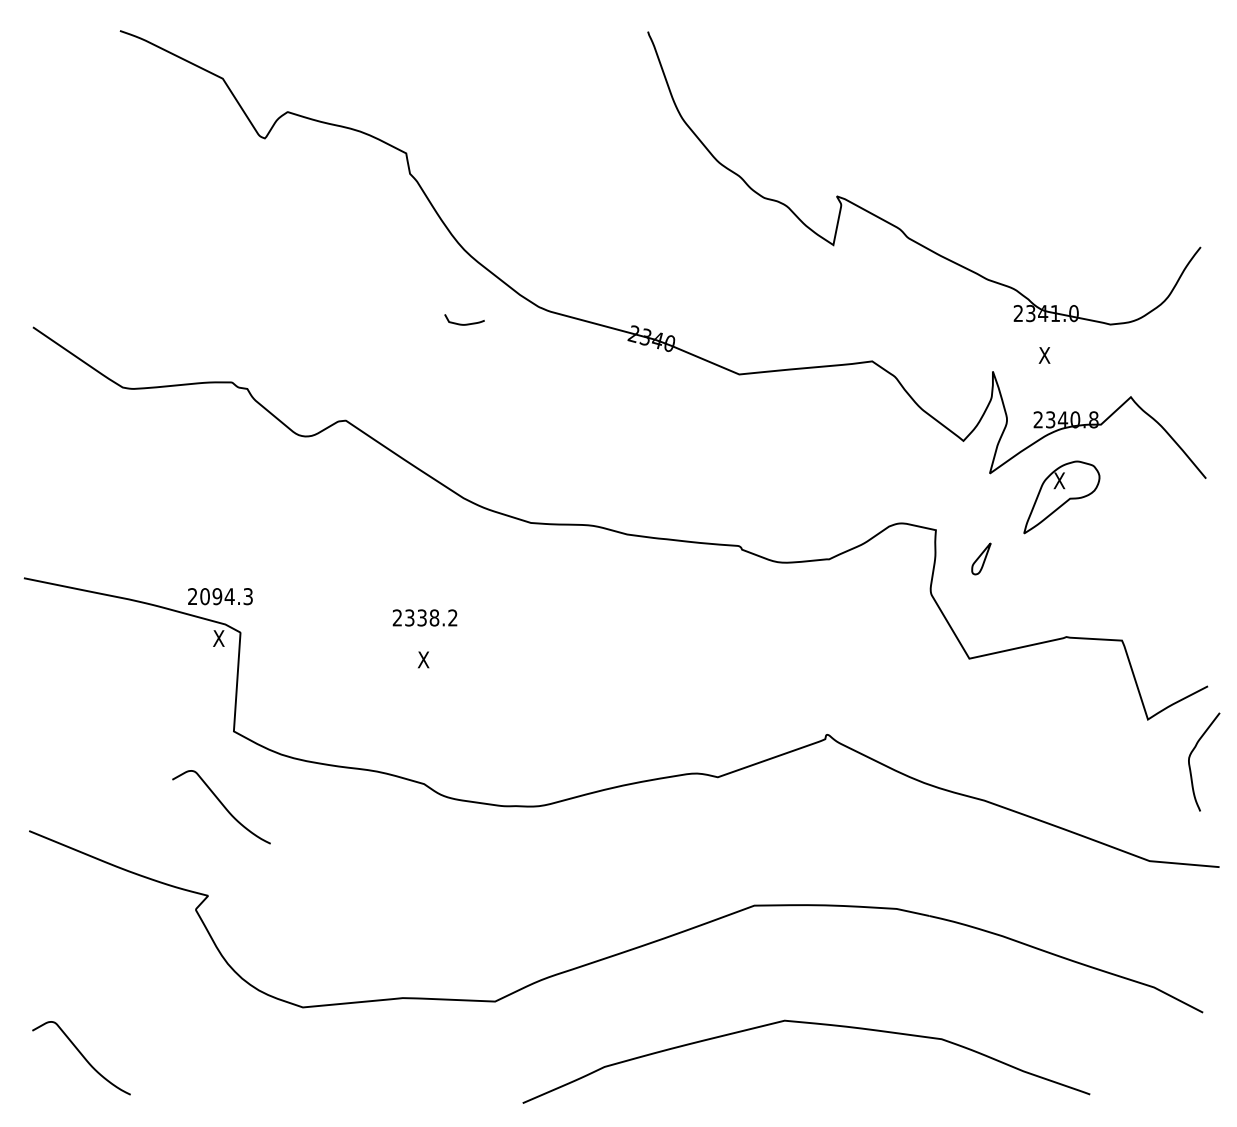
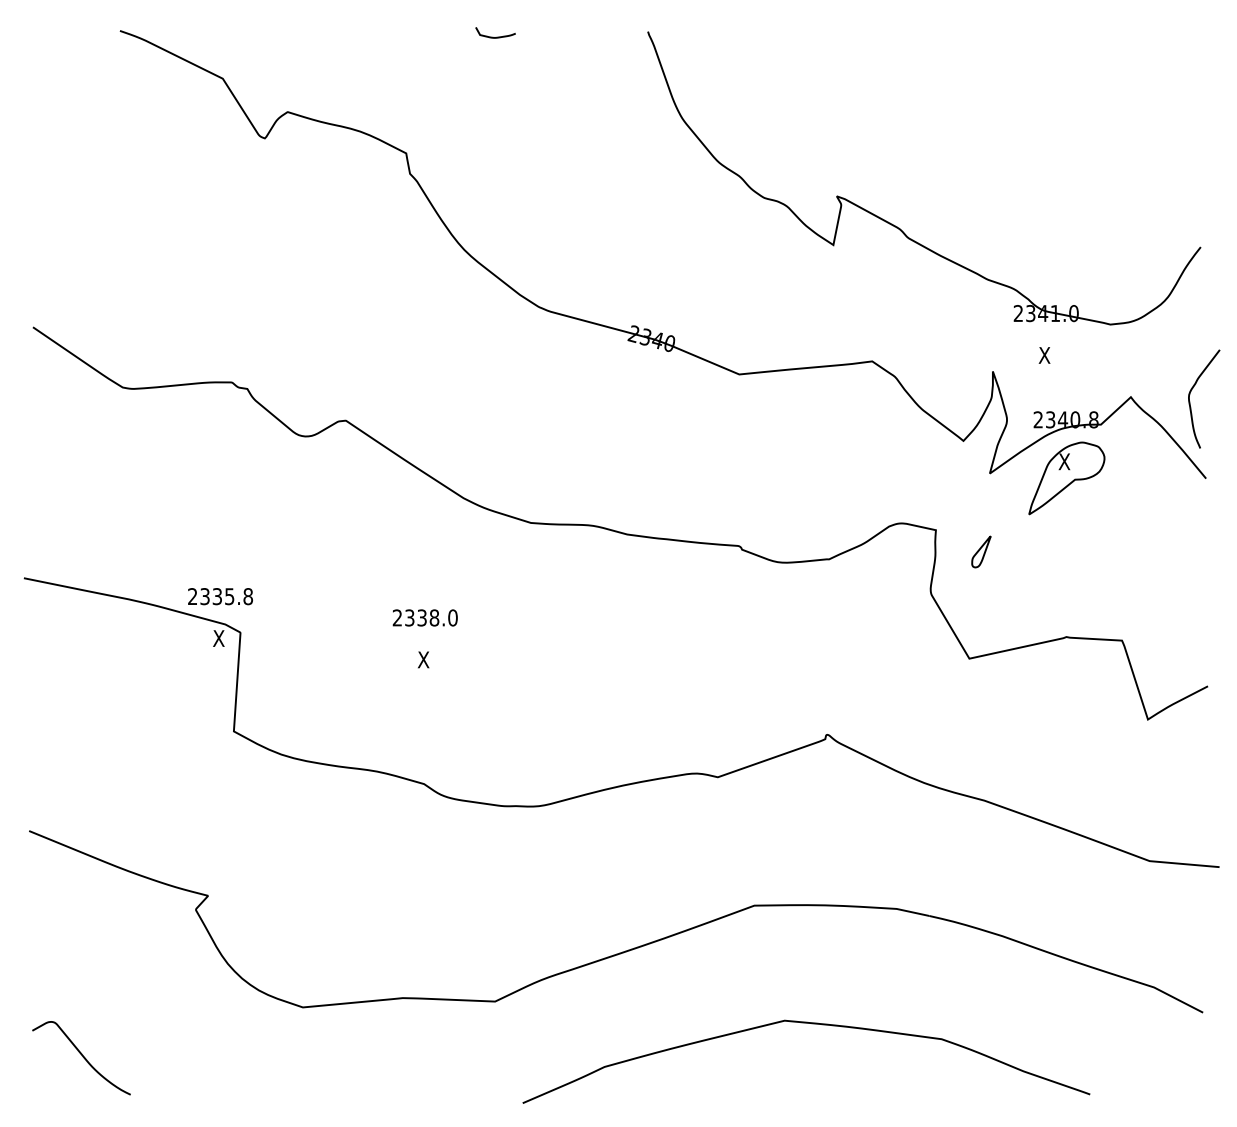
curve position: (465, 323) -> (496, 36) (496, 36)
part position: (1061, 497) -> (1066, 478) (1066, 478)
part position: (981, 558) -> (981, 551) (981, 551)
text: 2094.3 -> 2335.8 (226, 596)
text: 2338.2 -> 2338.0 (452, 617)
curve position: (1190, 764) -> (1190, 401) (1190, 401)
curve: present -> none (222, 806)
